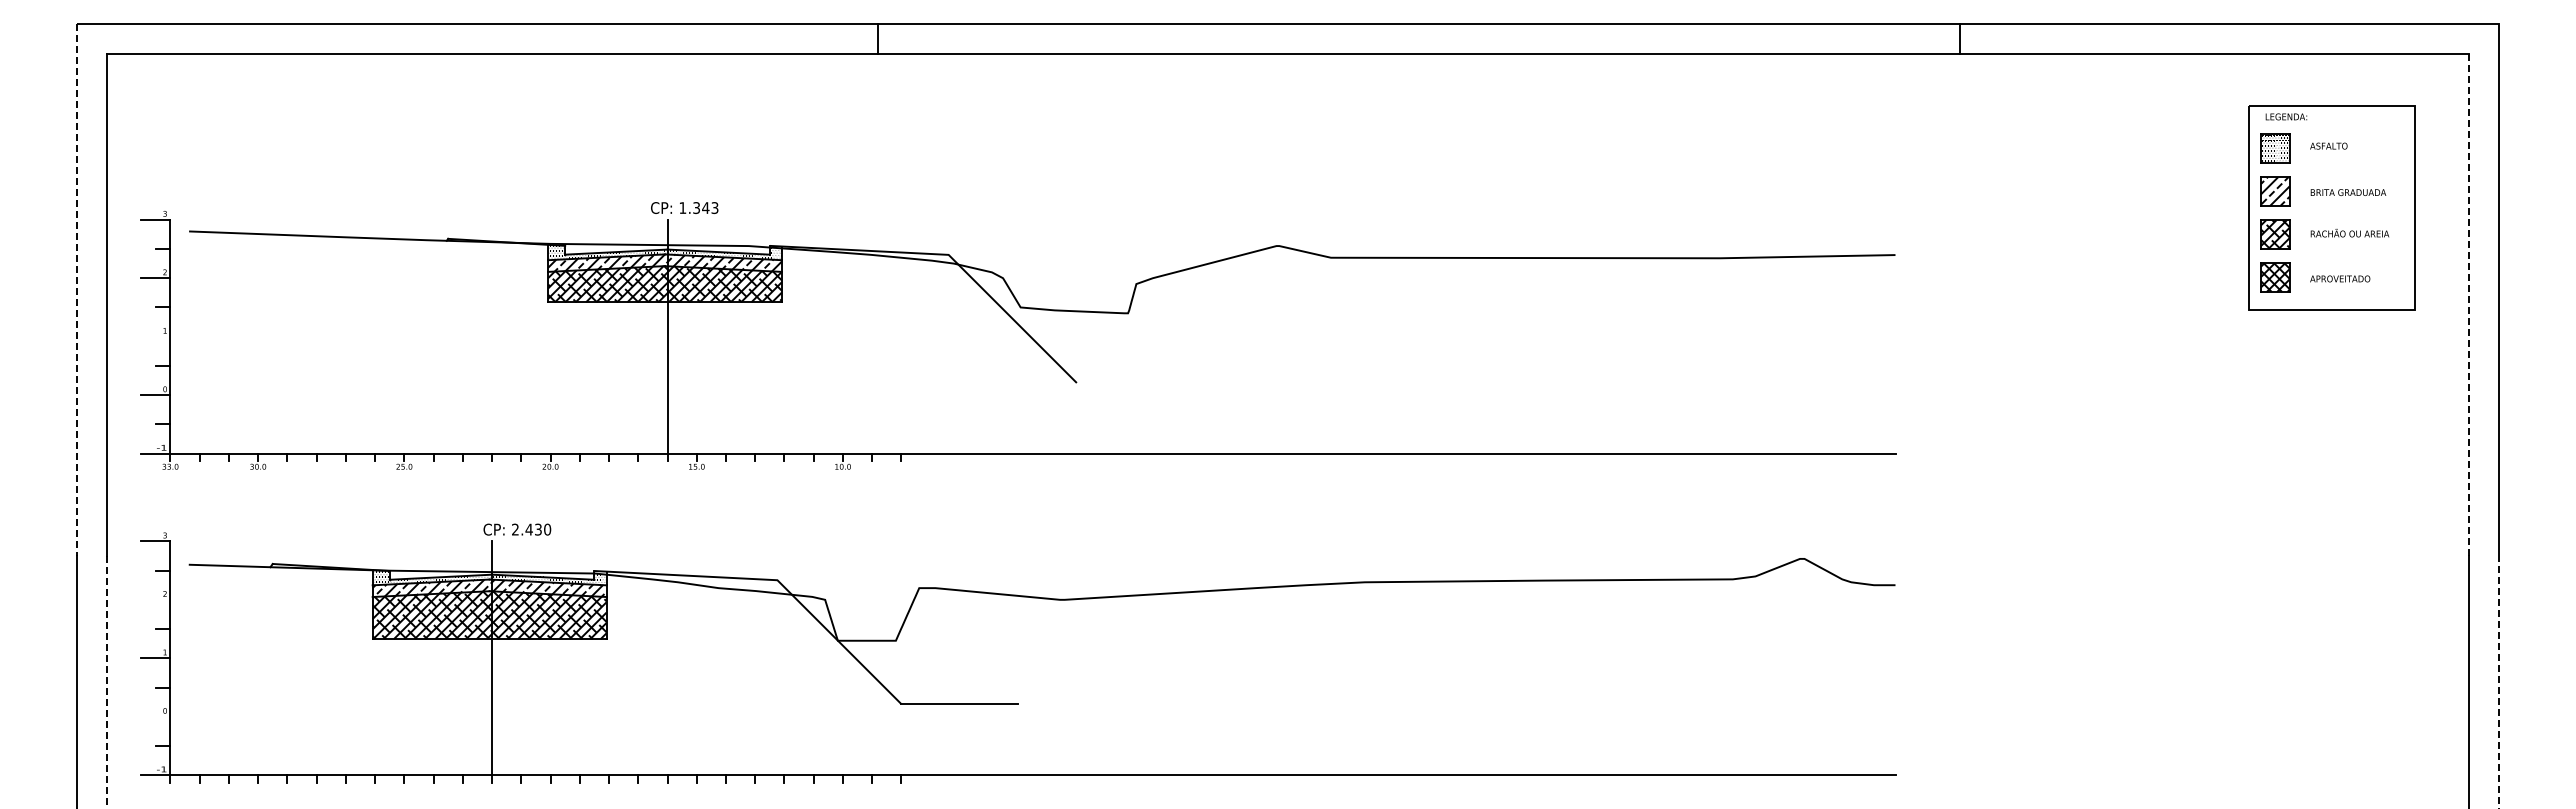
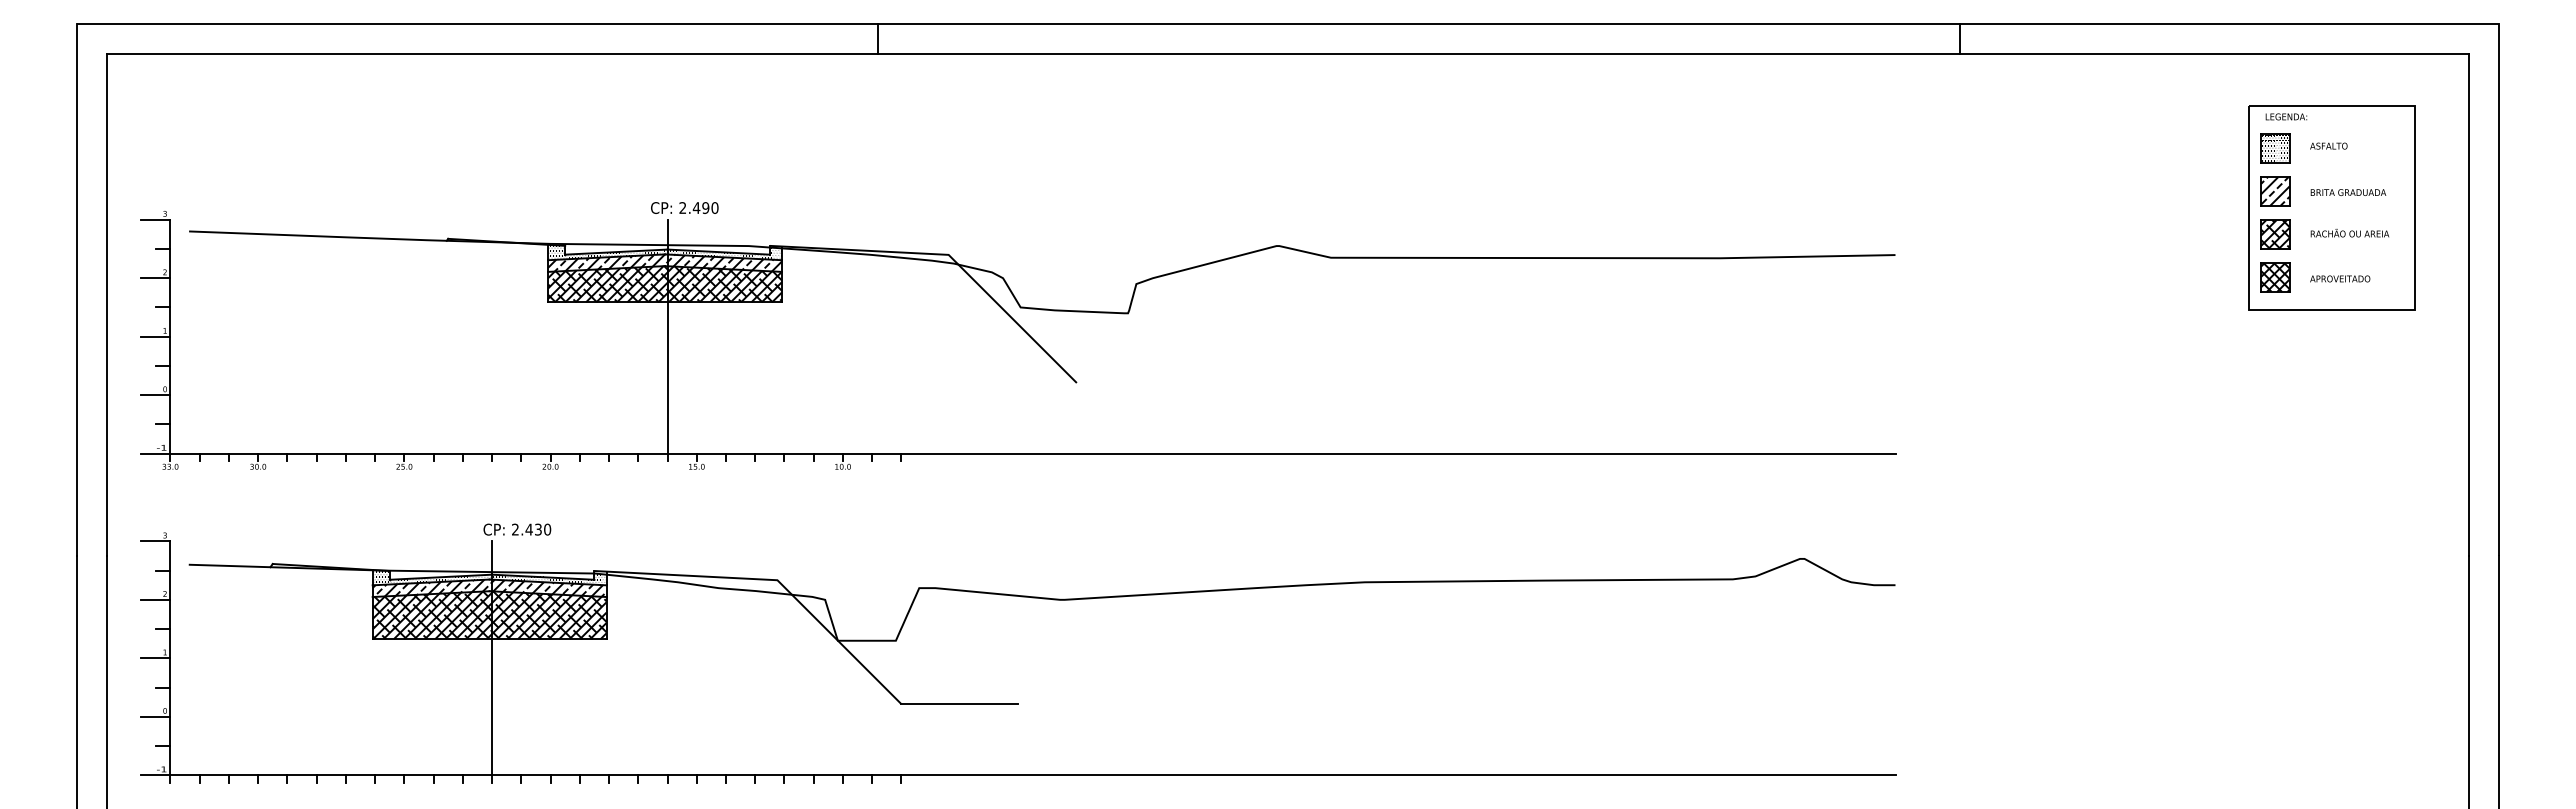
text: 1.343 -> 2.490 (698, 207)
line: dashed -> solid (77, 289)
line: dashed -> solid (2469, 304)
line: none -> present (155, 336)
line: none -> present (155, 599)
line: dashed -> solid (2498, 681)
line: dashed -> solid (106, 682)
line: none -> present (155, 716)
